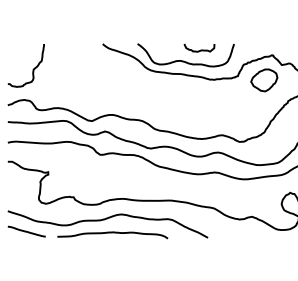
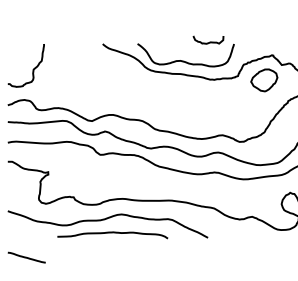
curve position: (200, 49) -> (209, 41) (209, 41)
line position: (26, 231) -> (26, 257) (26, 257)
